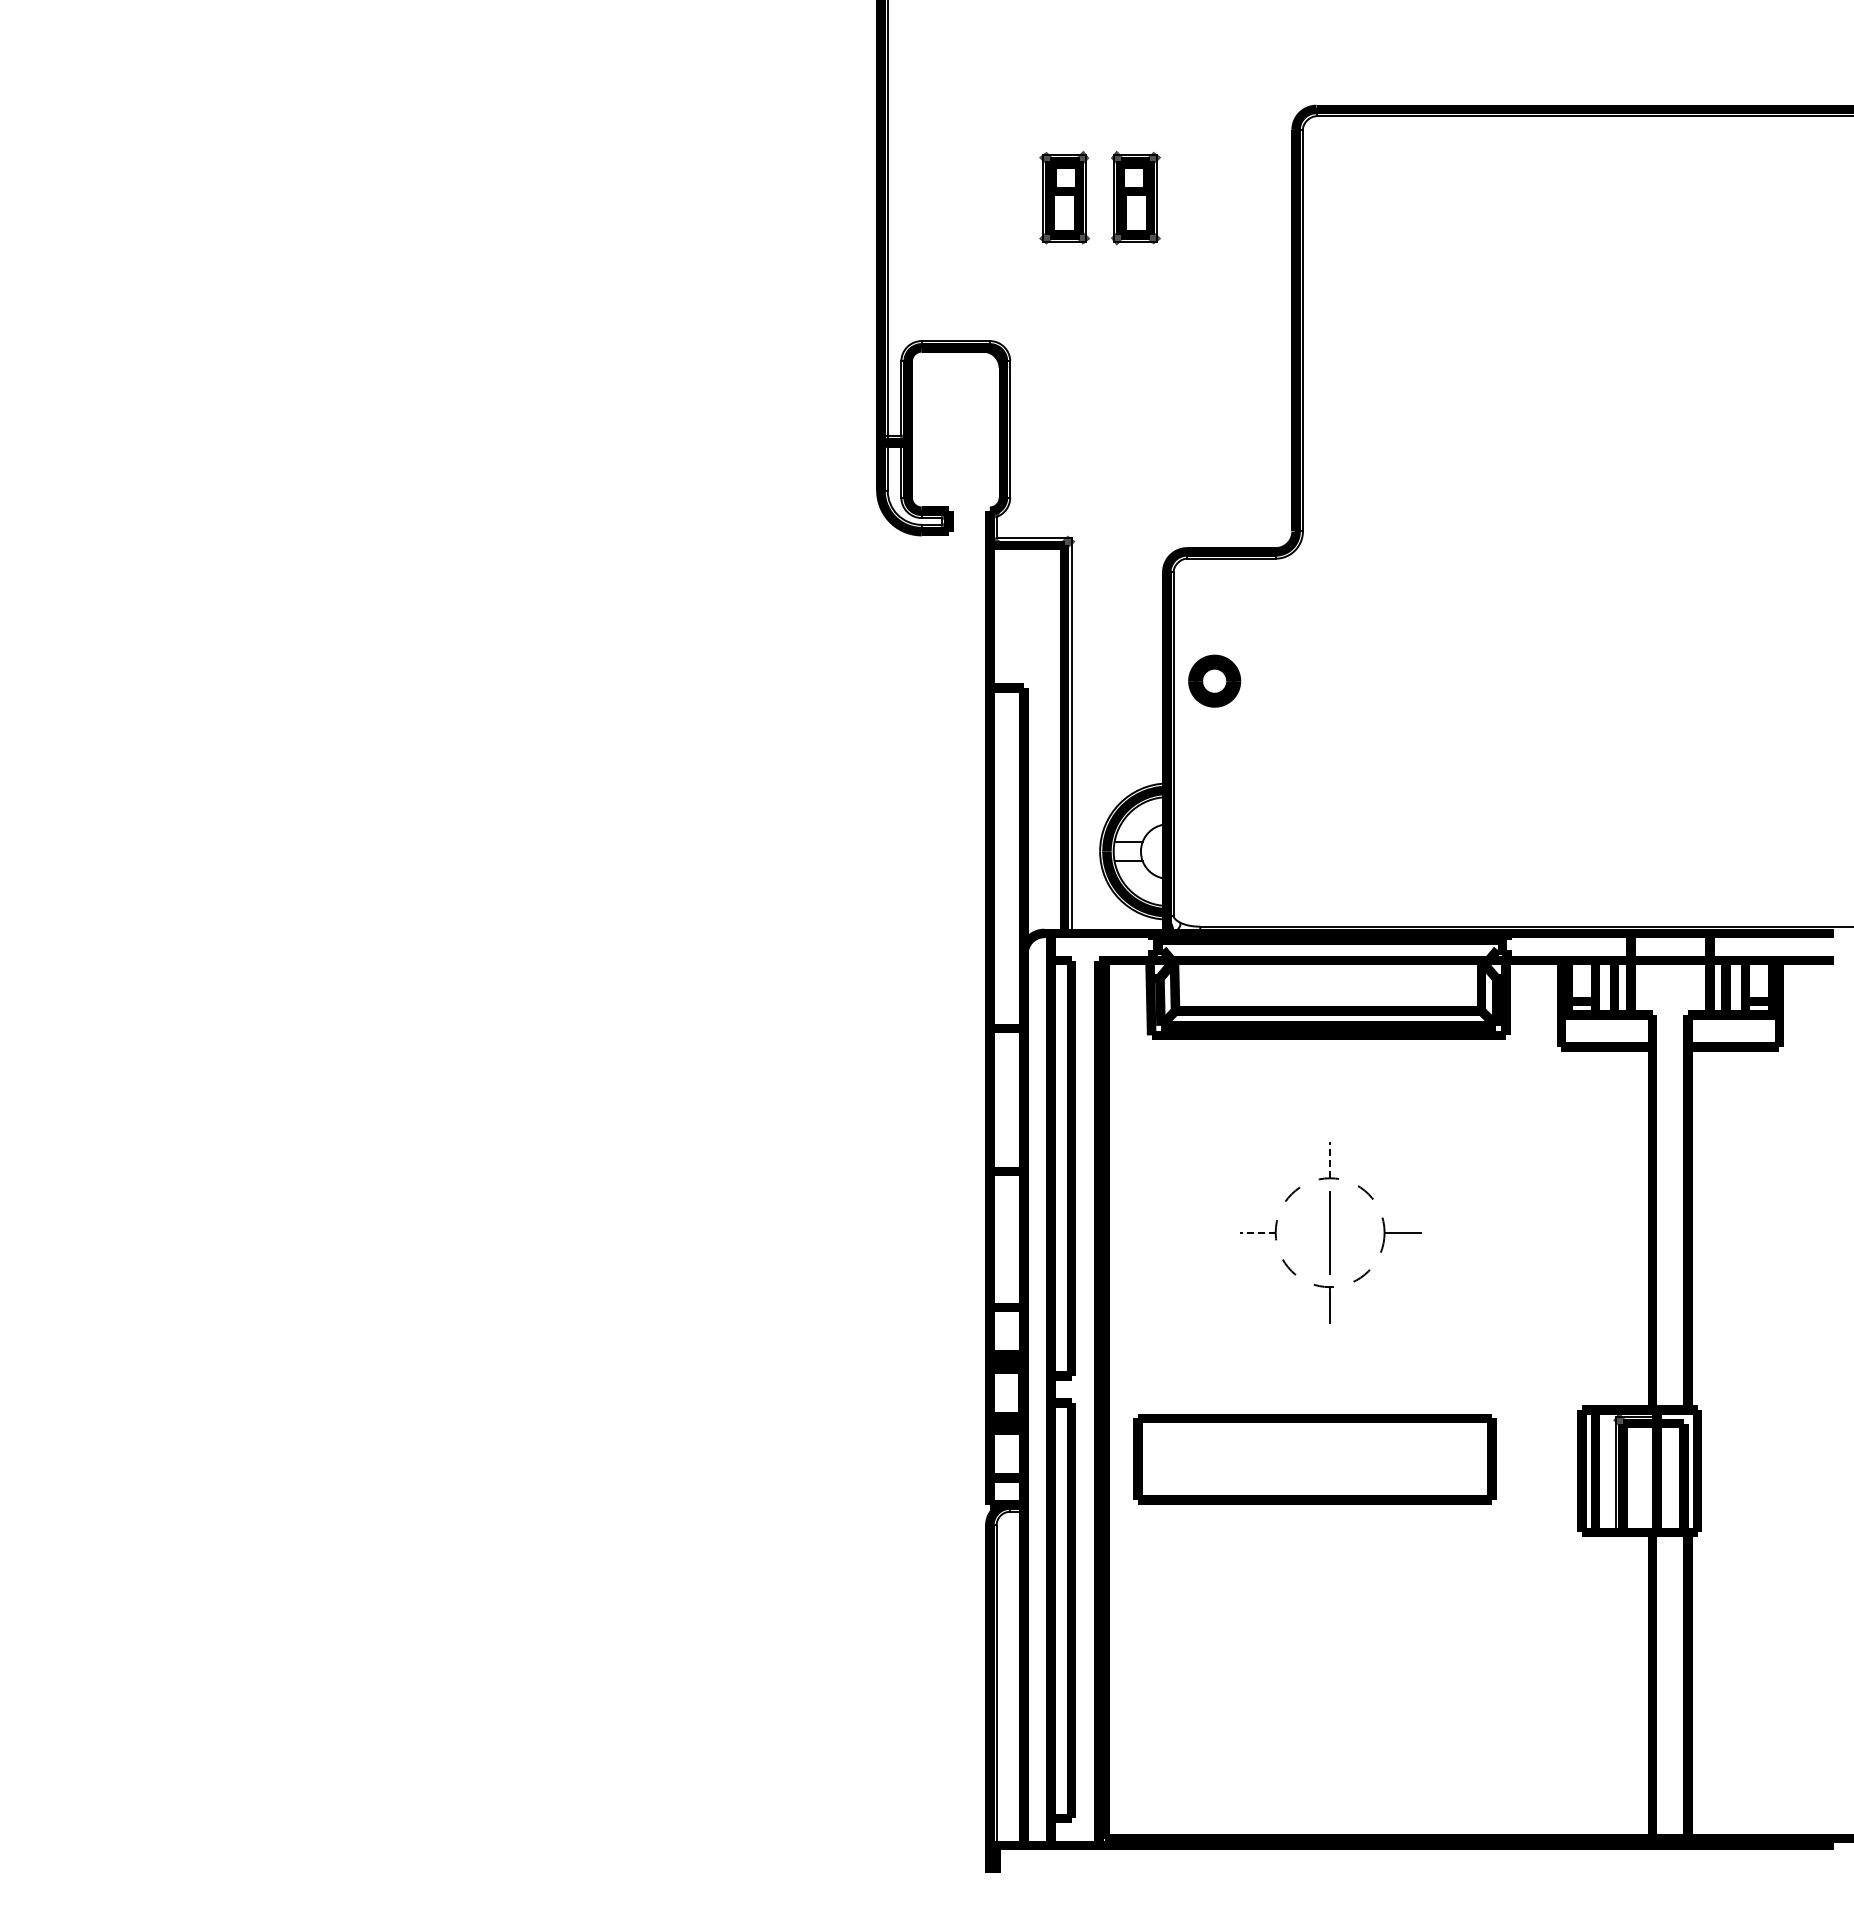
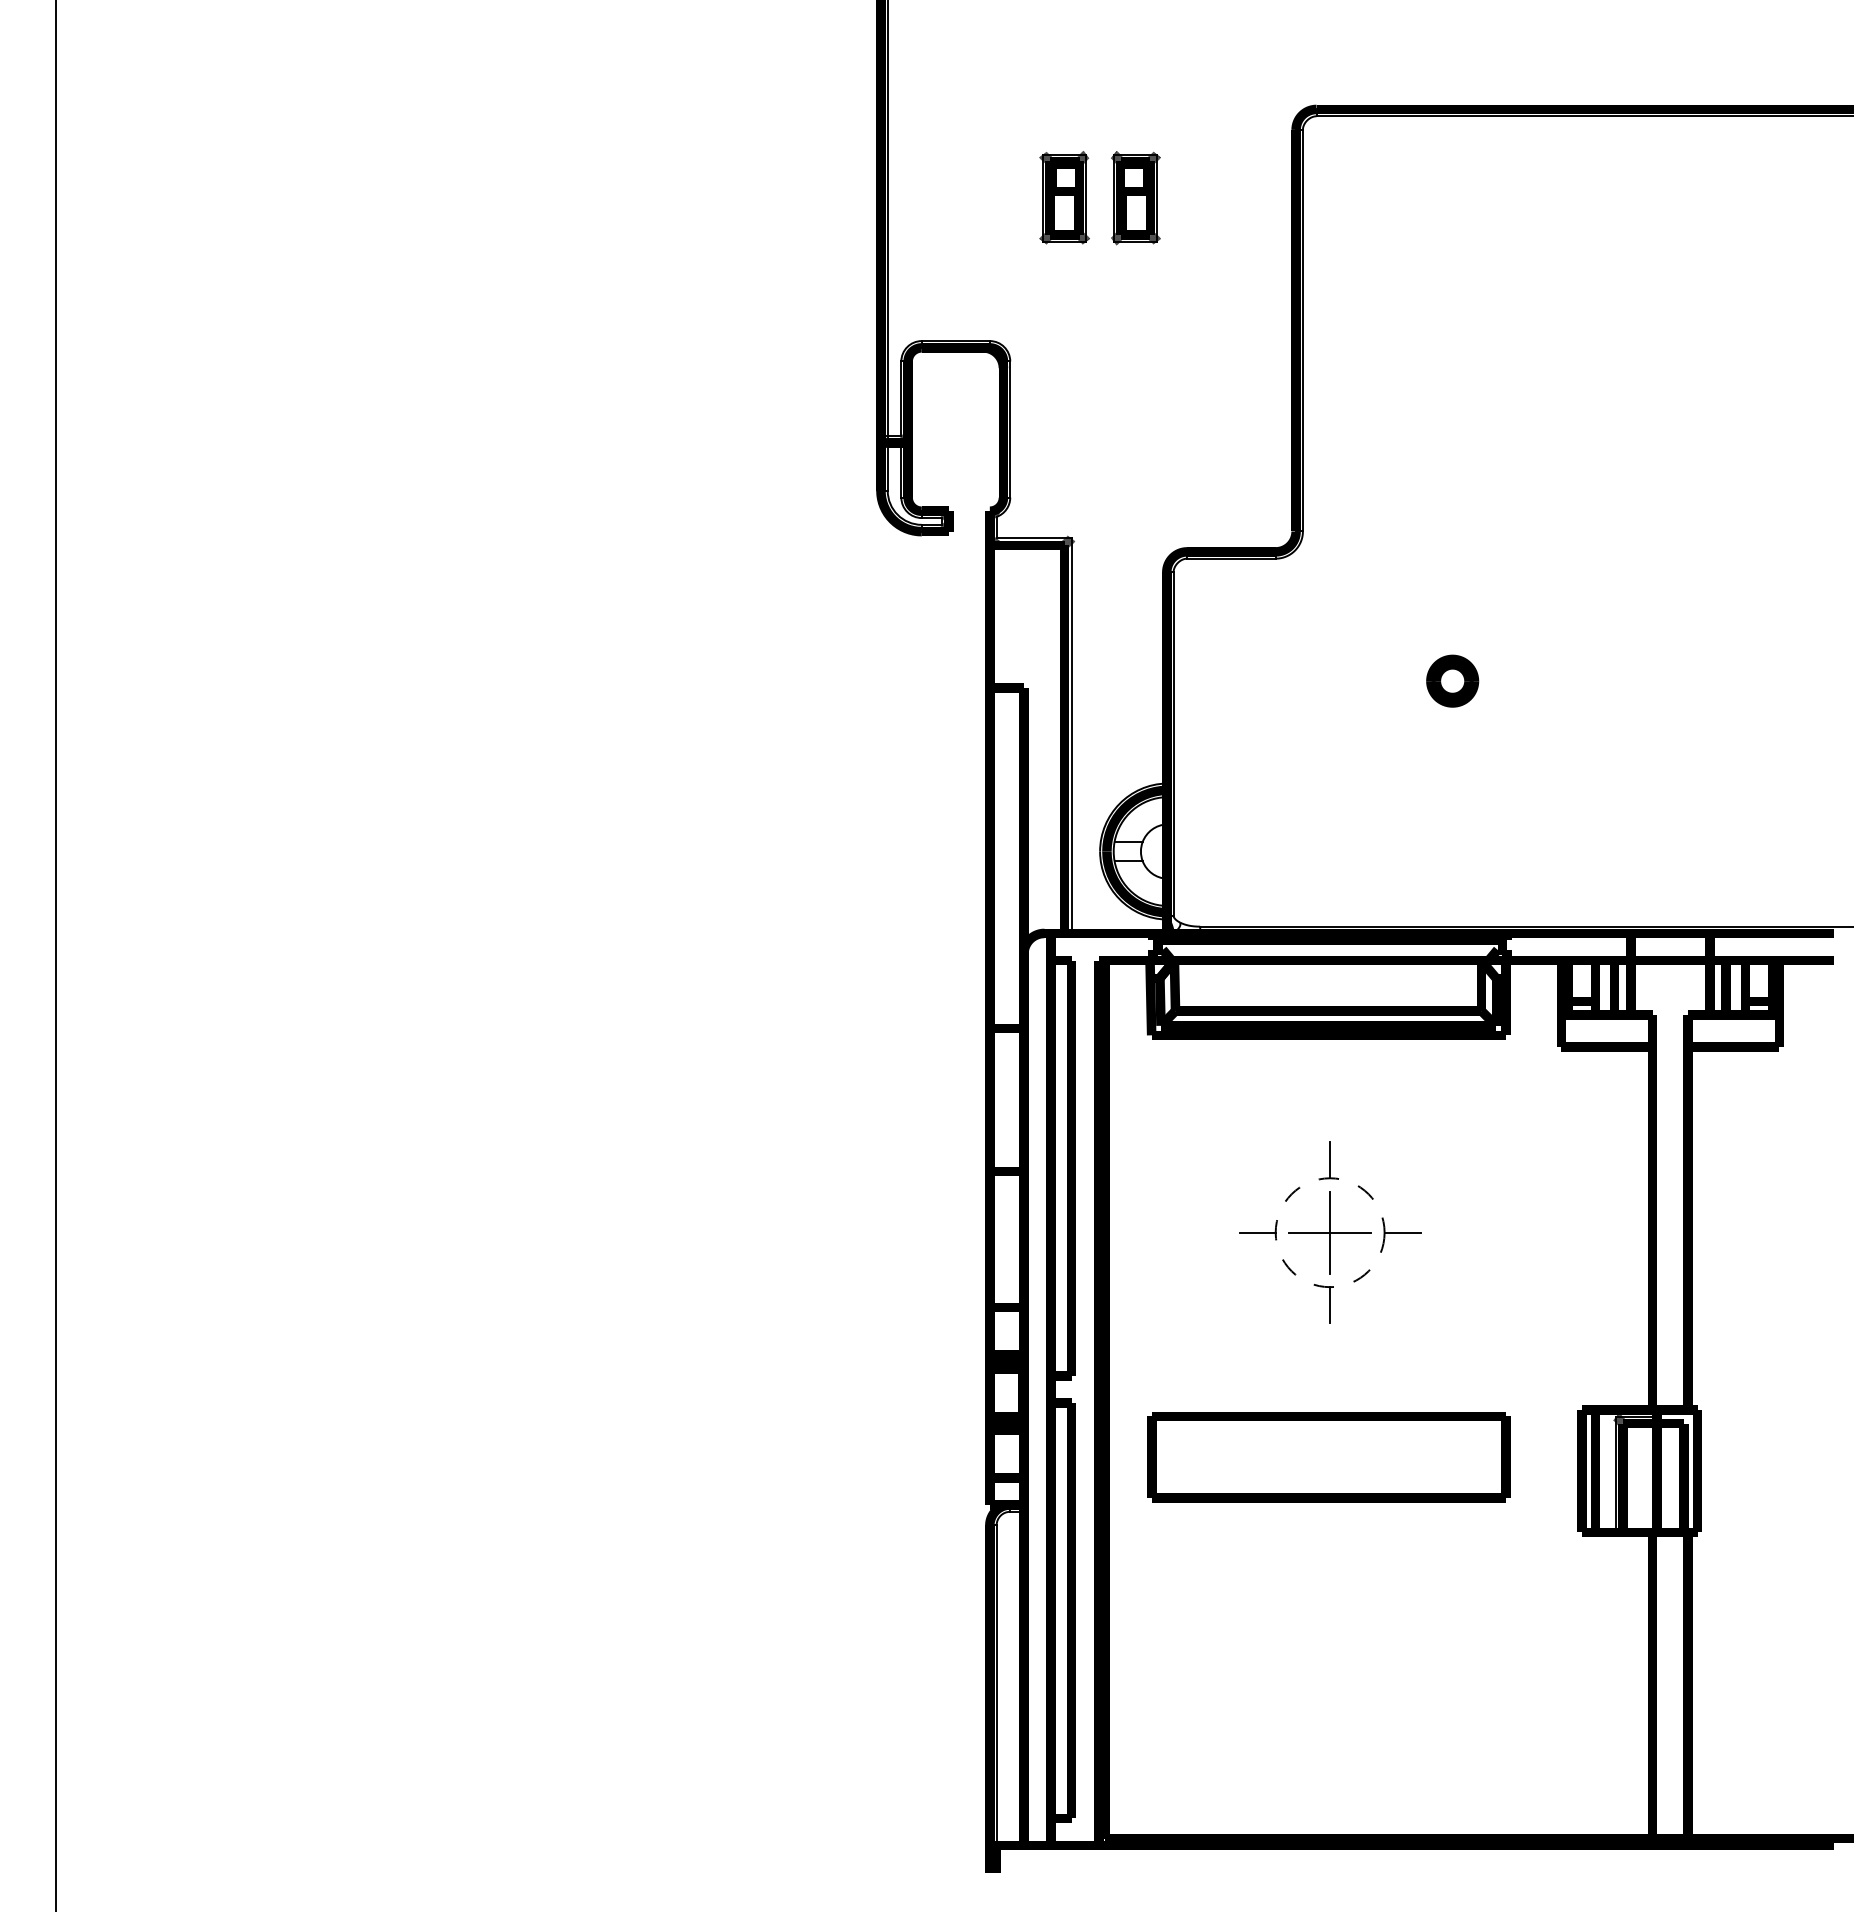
part position: (1214, 680) -> (1452, 680) (1452, 680)
line: none -> present (55, 955)
line: dashed -> solid (1330, 1159)
line: dashed -> solid (1257, 1232)
line: none -> present (1329, 1232)
part position: (1314, 1459) -> (1328, 1457) (1328, 1457)
